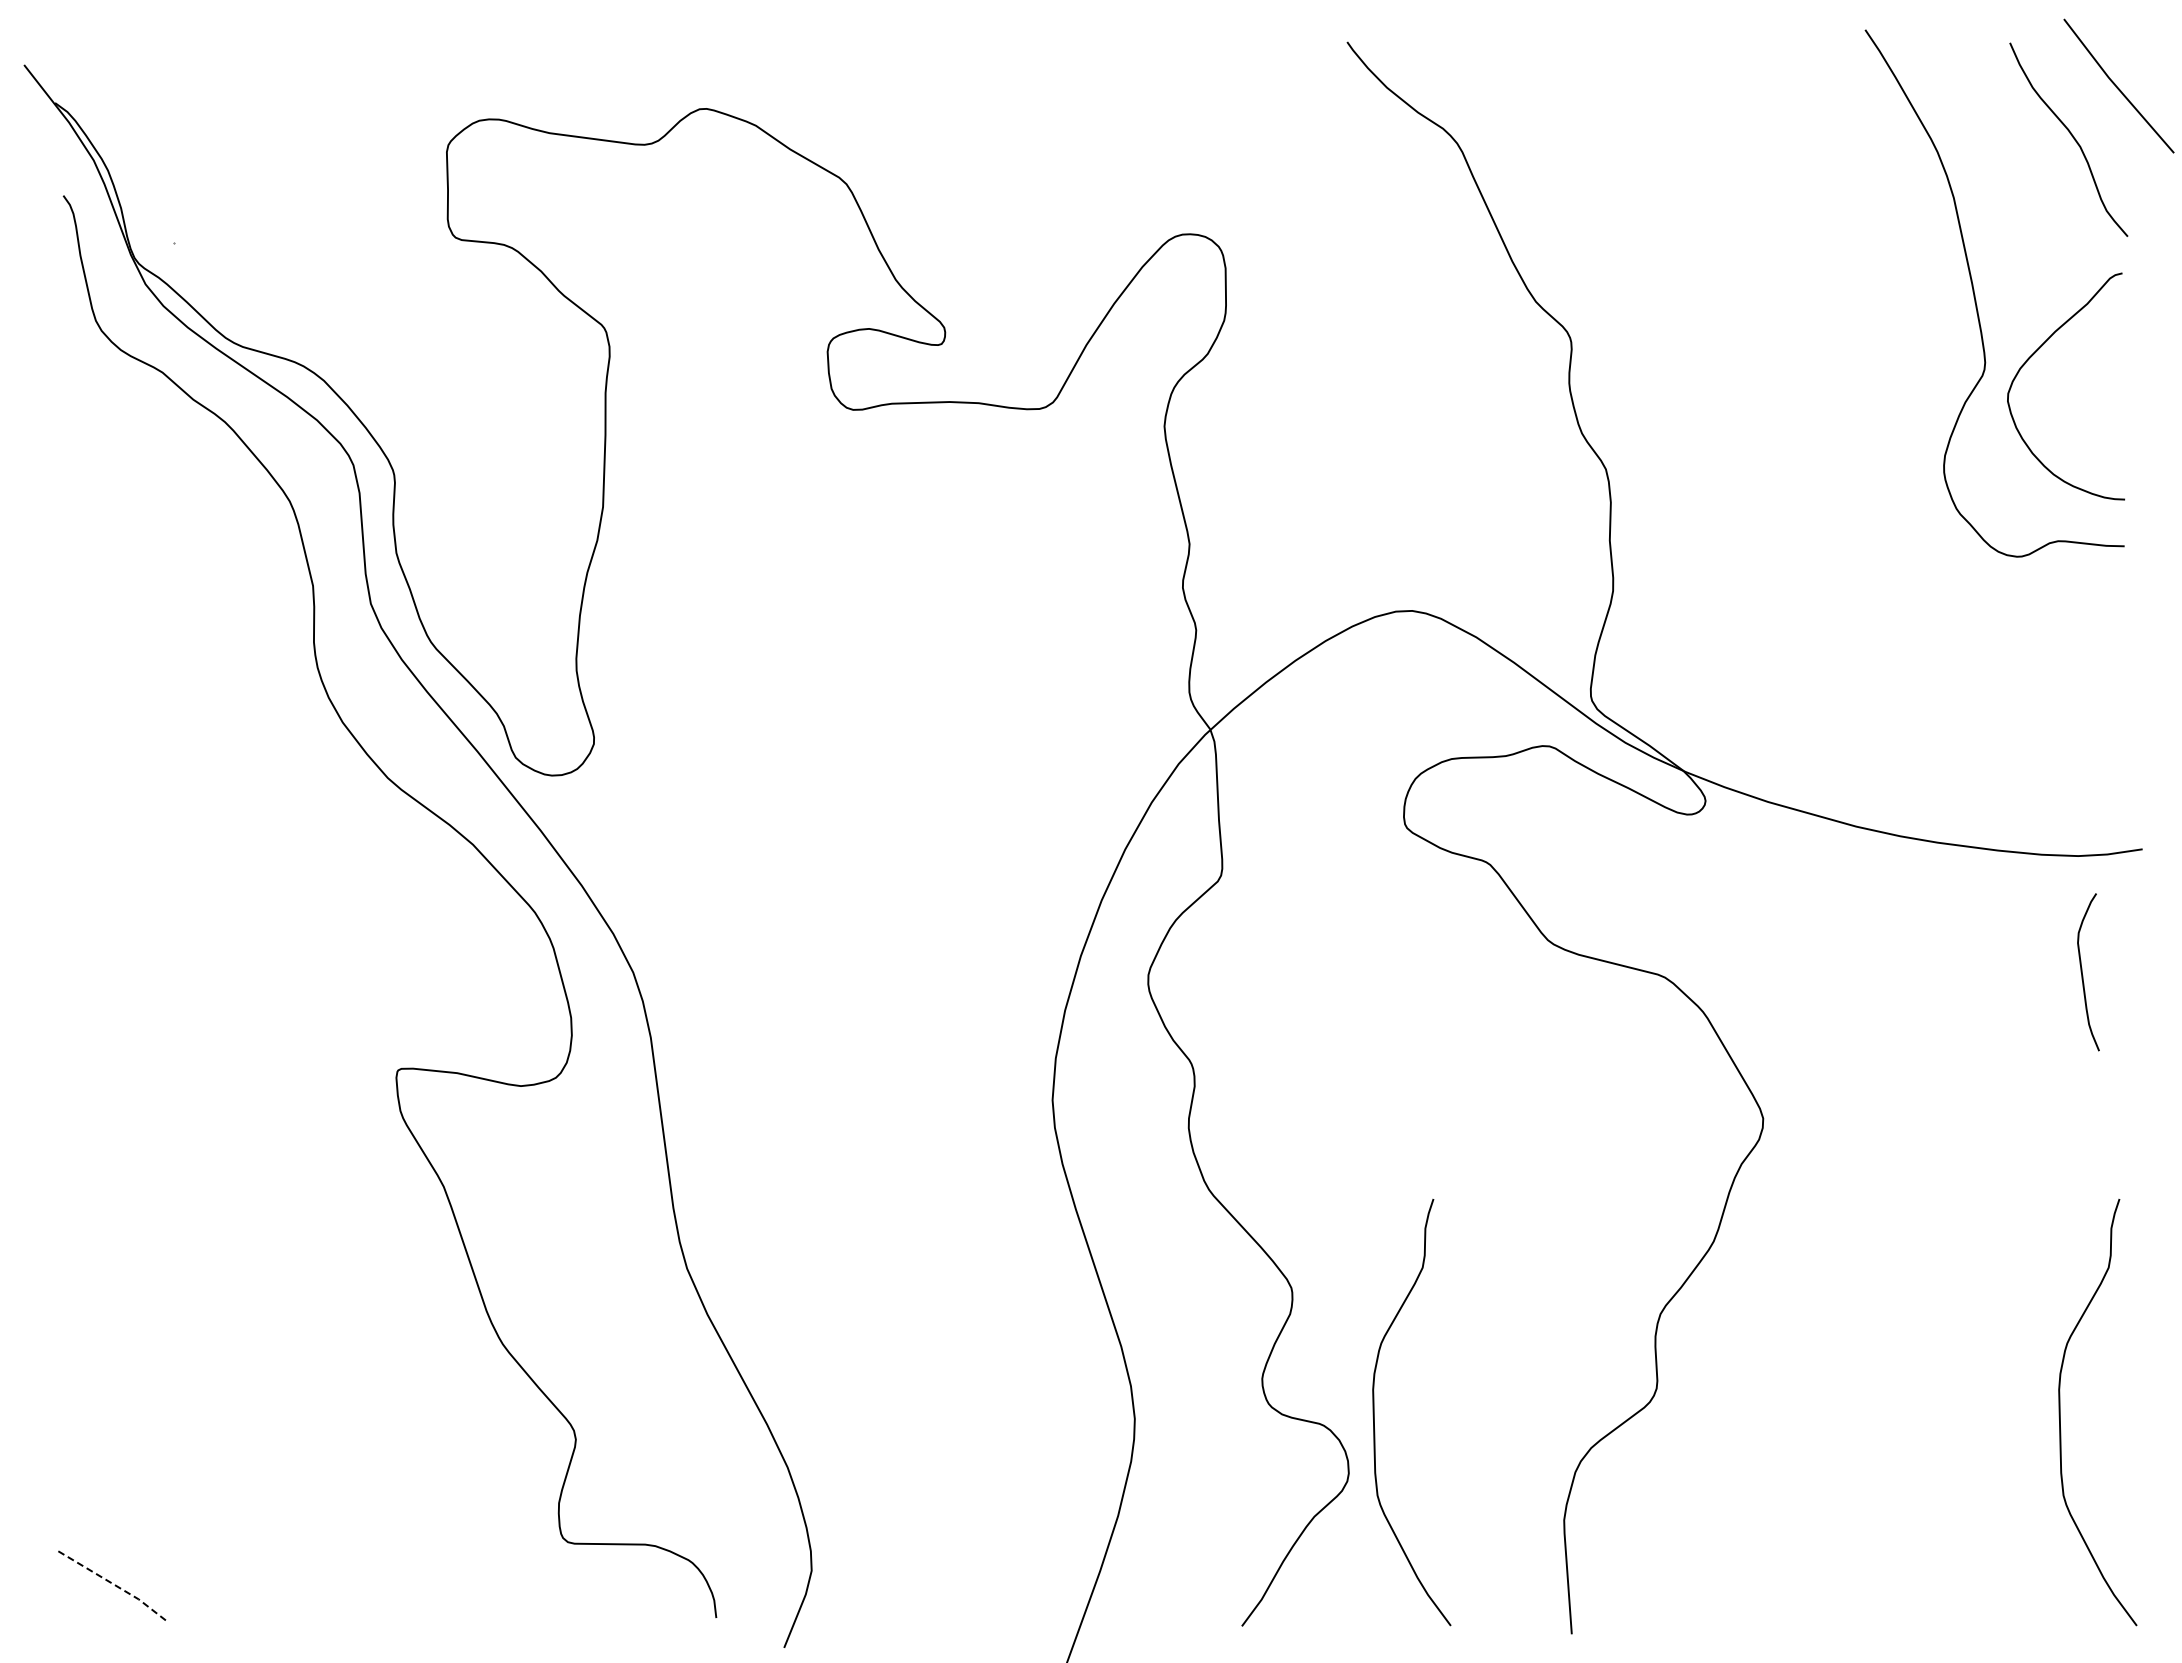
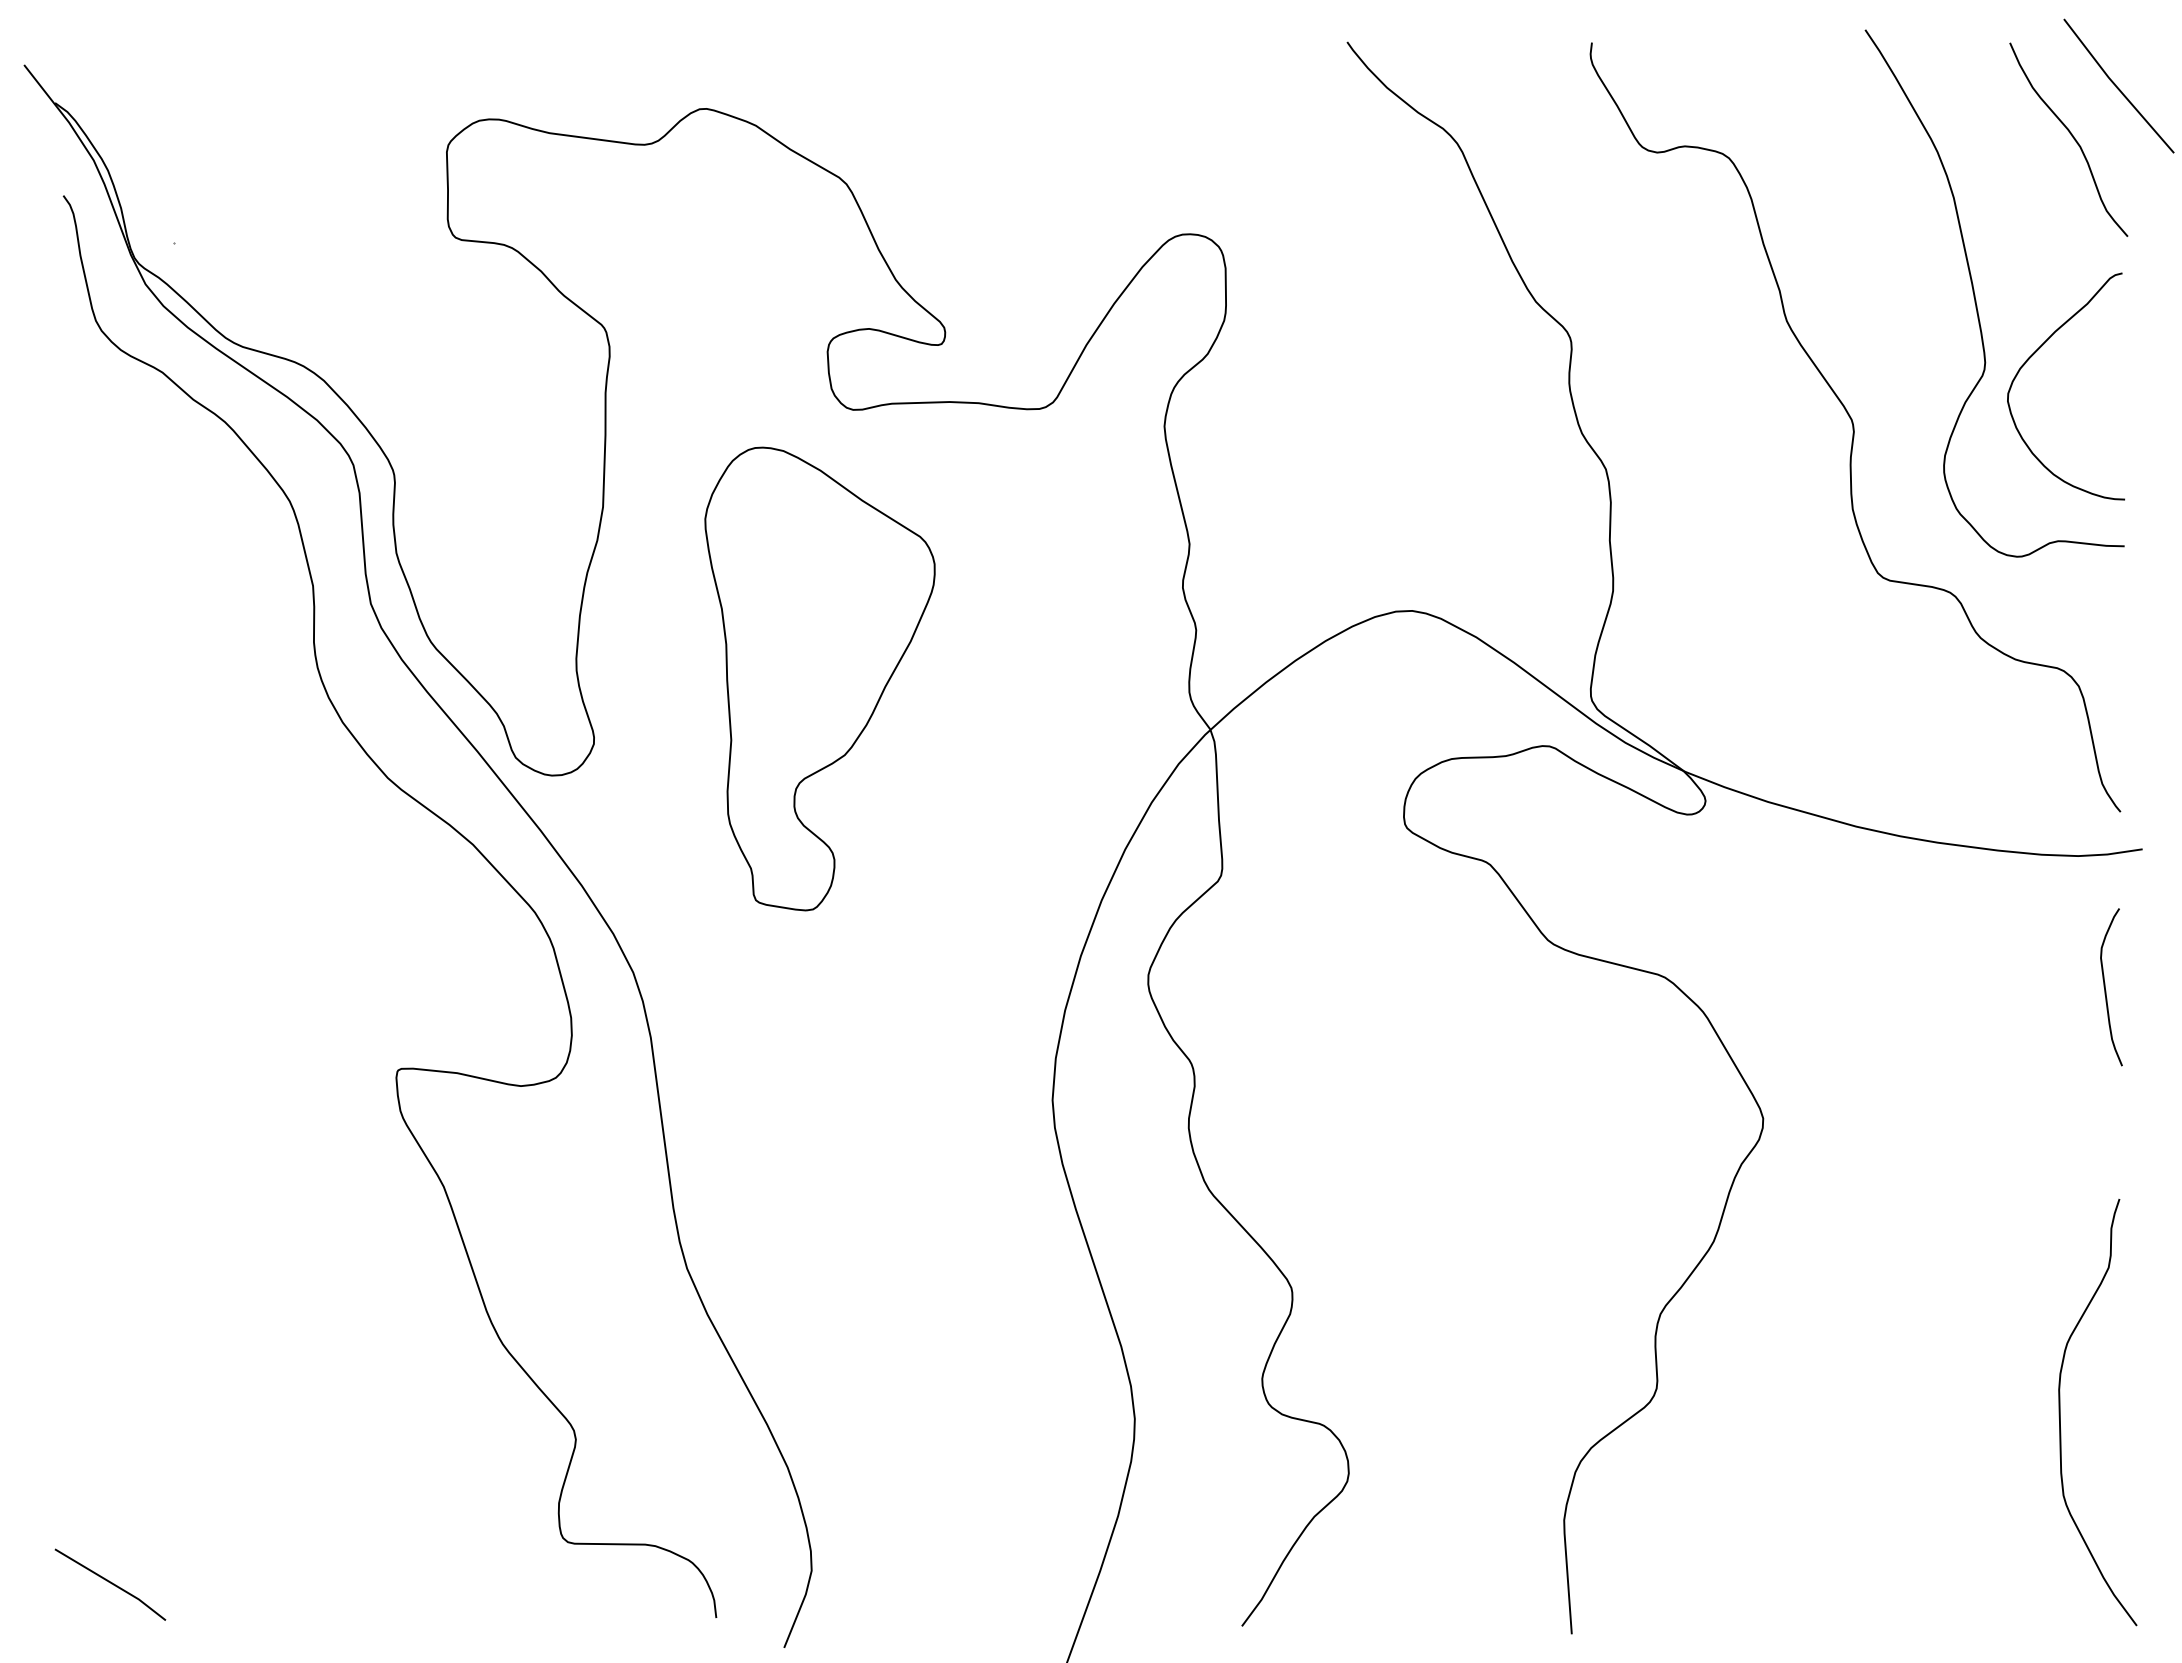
curve: none -> present (1854, 427)
part: none -> present (819, 678)
curve position: (2083, 975) -> (2106, 990) (2106, 990)
curve: present -> none (1374, 1412)
line: dashed -> solid (112, 1583)
